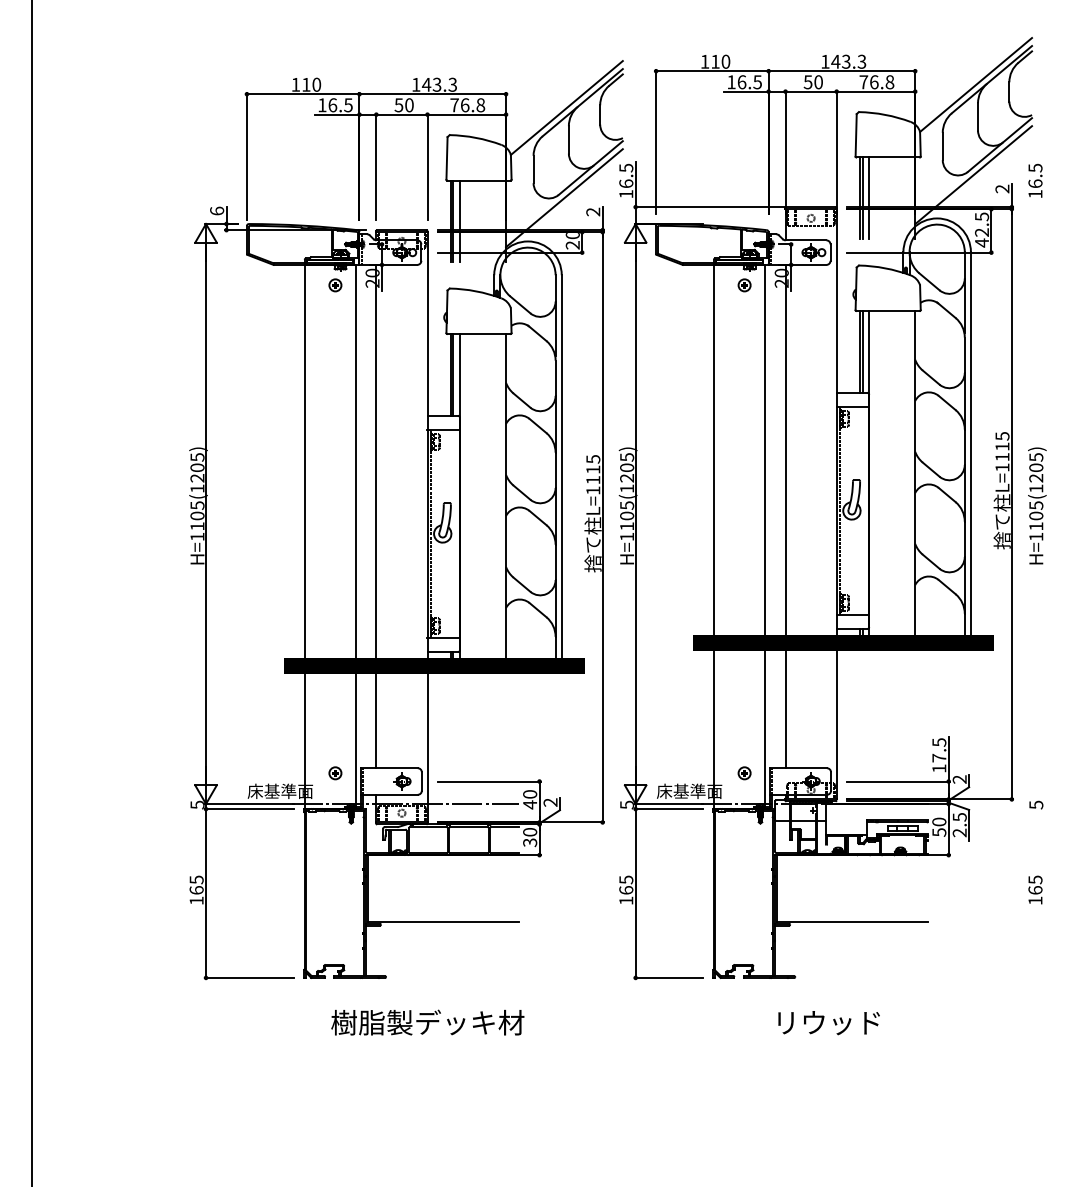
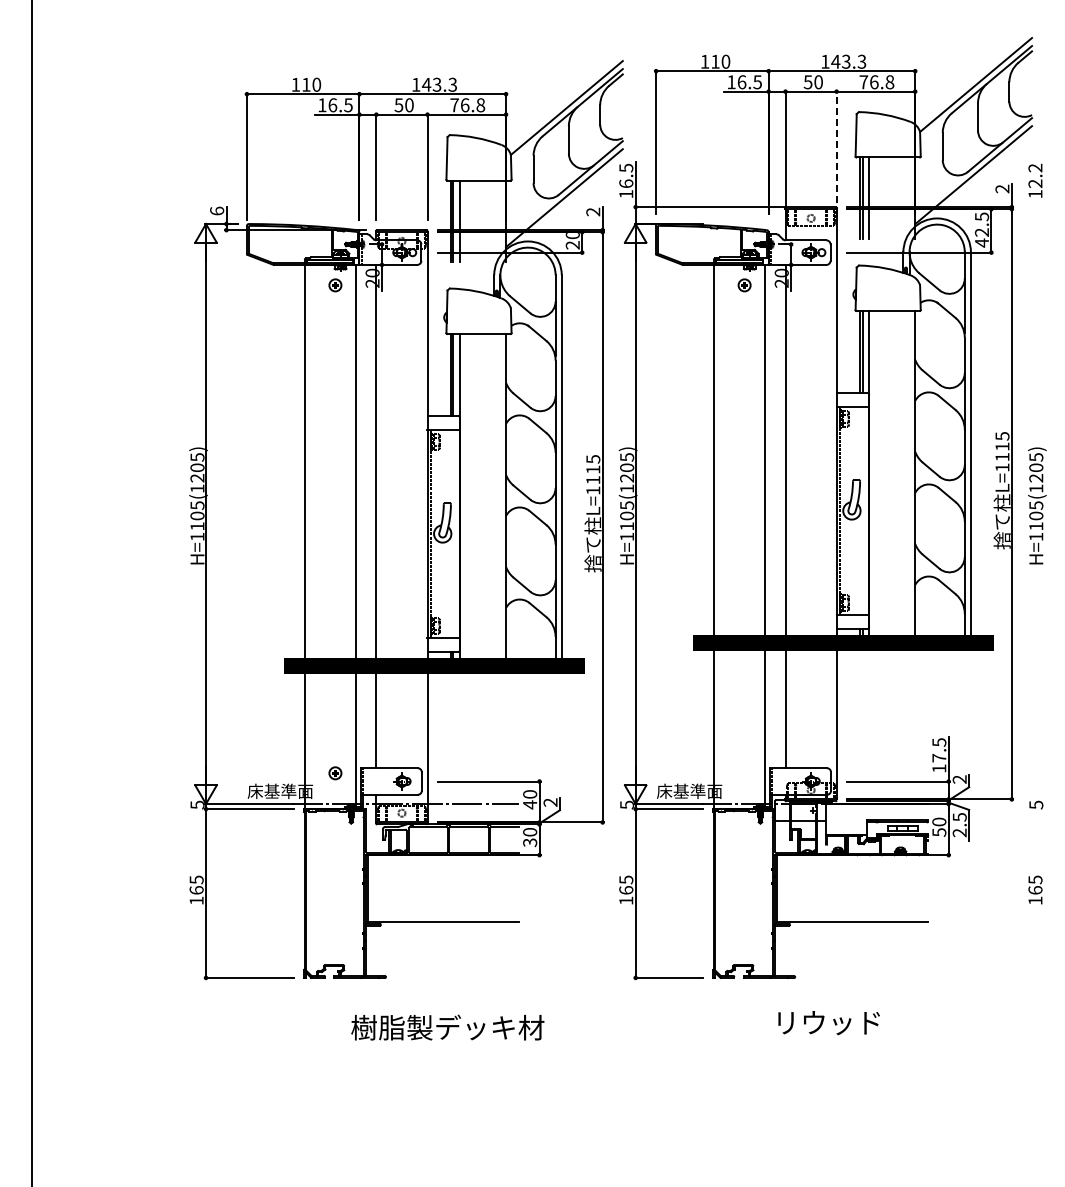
line: solid -> dashed (836, 152)
text: 16.5 -> 12.2 (1035, 175)
part: present -> none (744, 773)
text position: (427, 1022) -> (447, 1027) (447, 1027)
